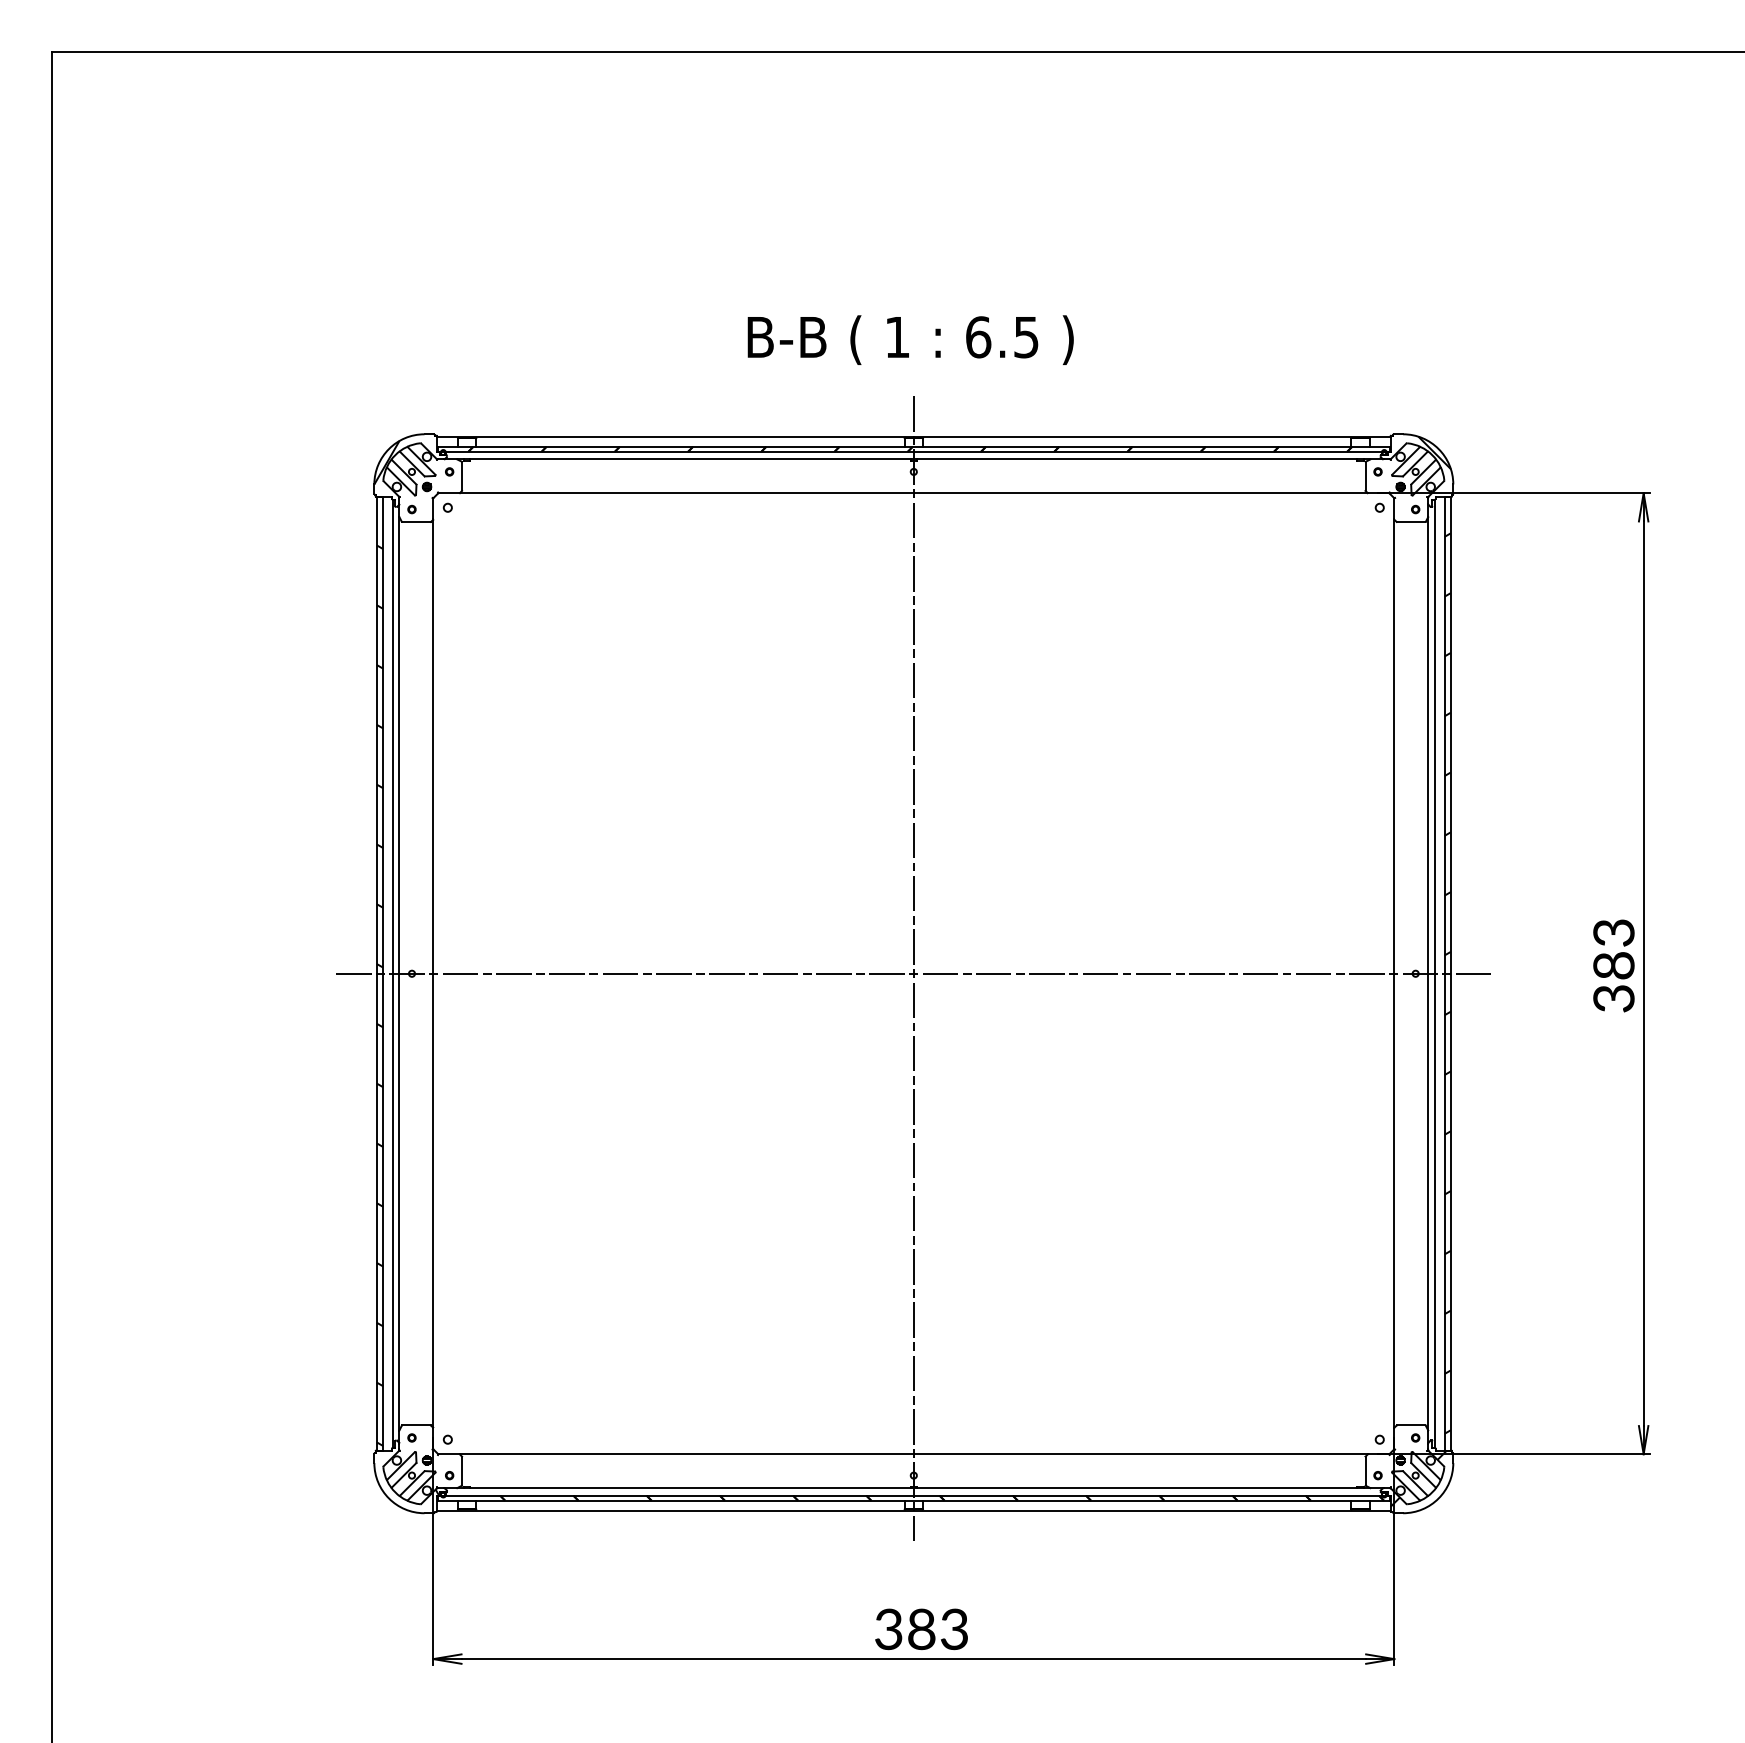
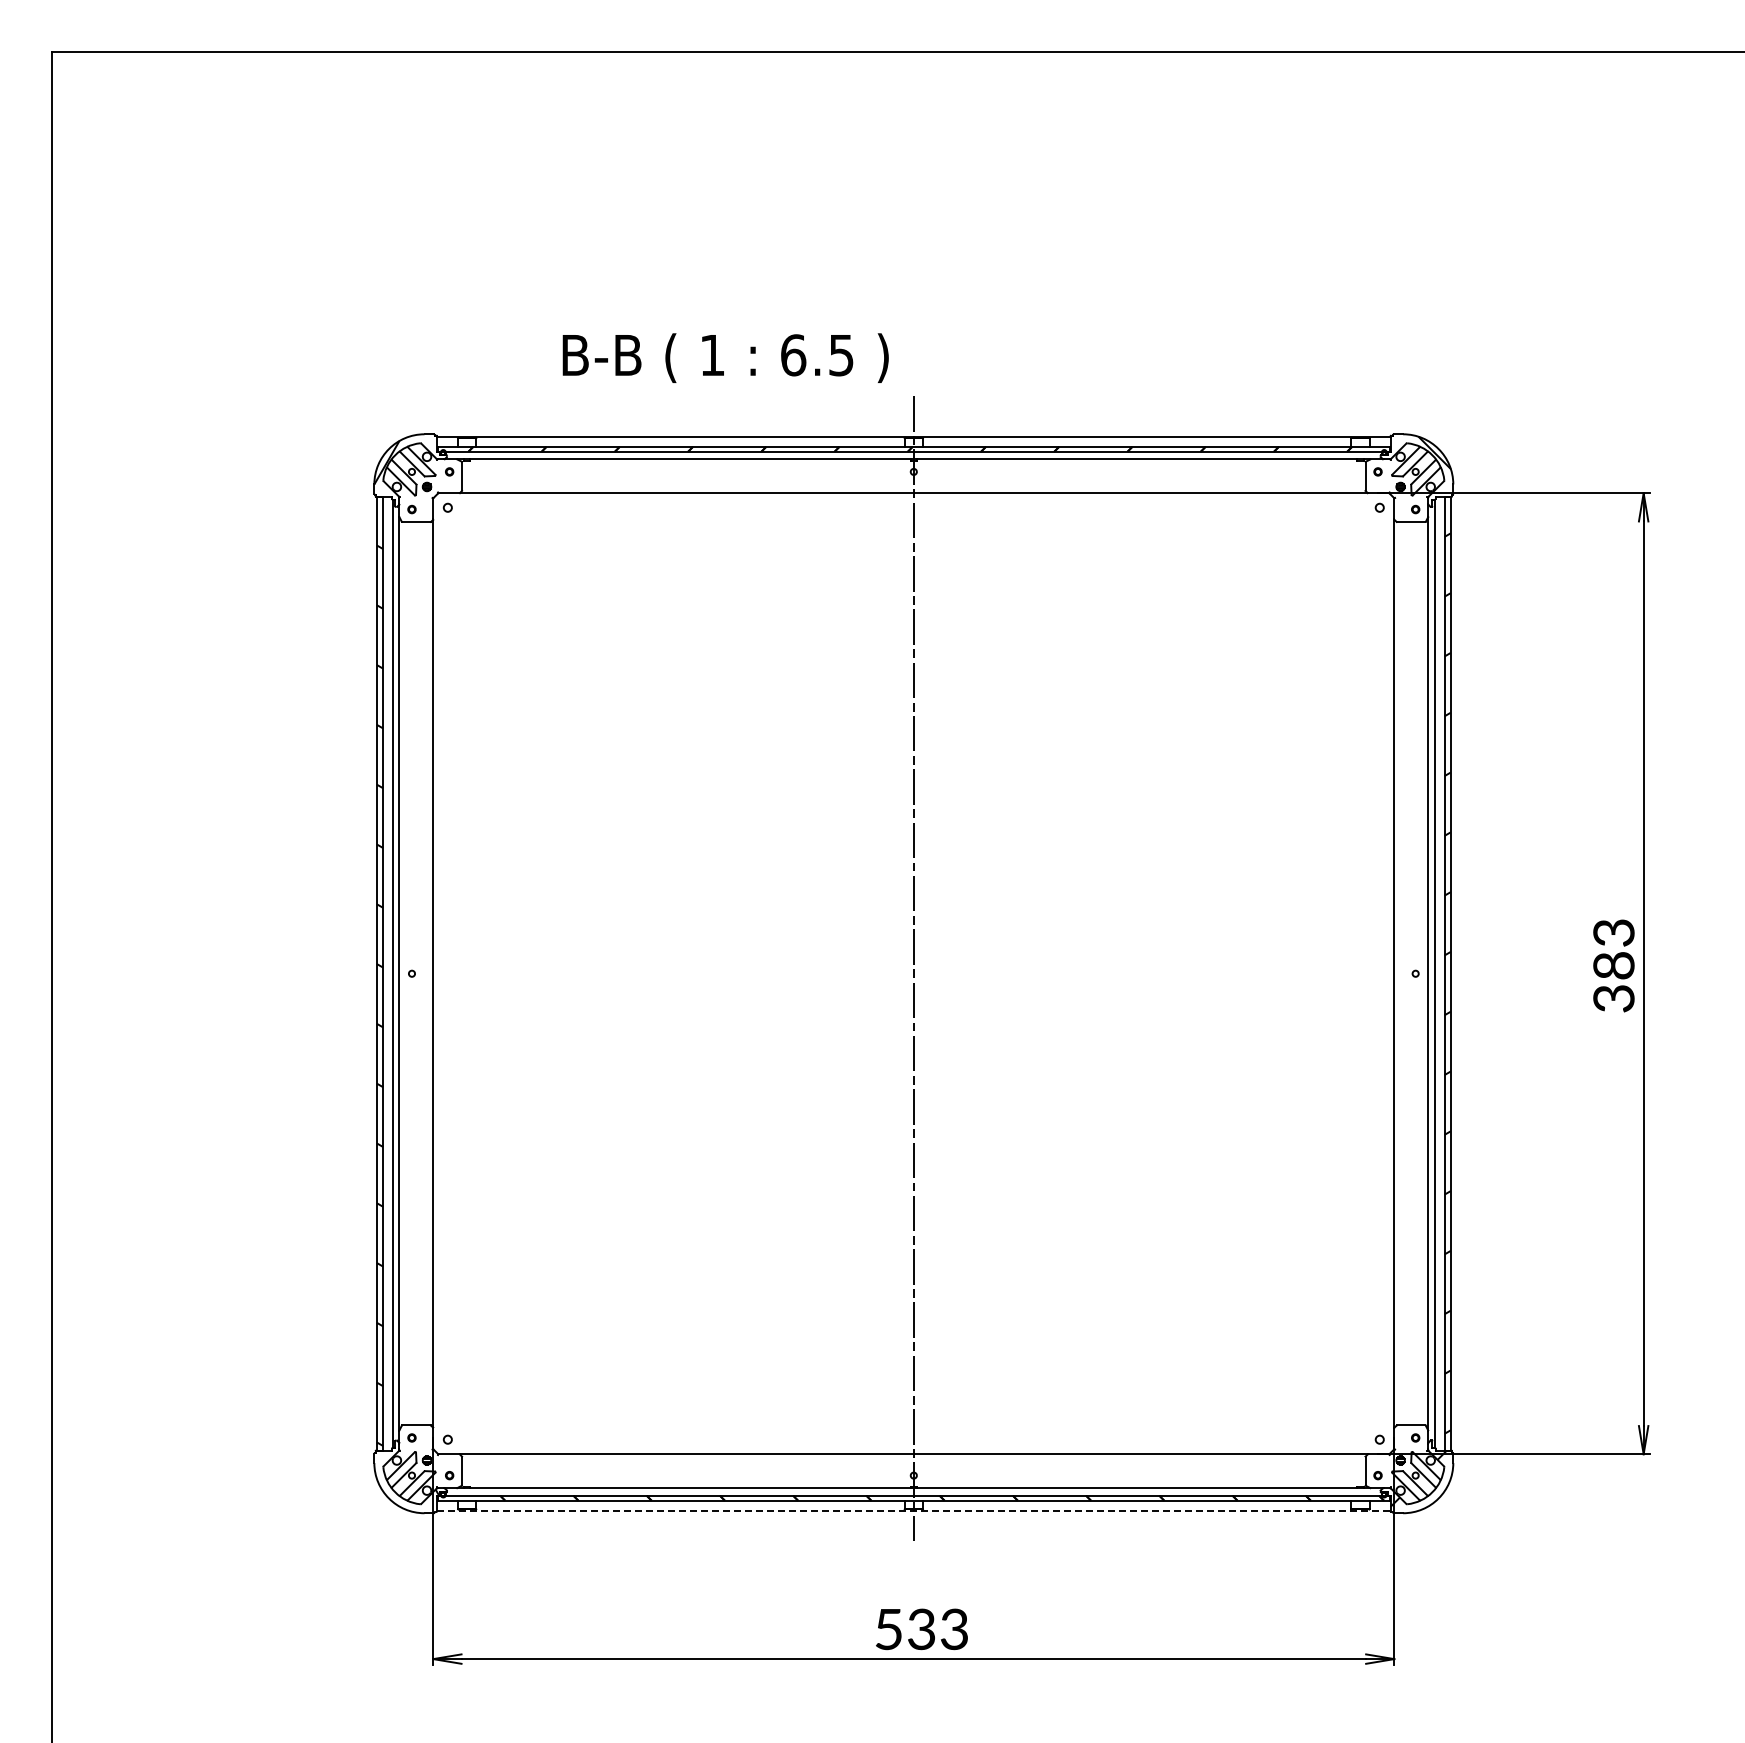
text position: (910, 339) -> (725, 357) (725, 357)
line: present -> none (913, 973)
line: solid -> dashed (913, 1510)
text: 383 -> 533 (905, 1629)
